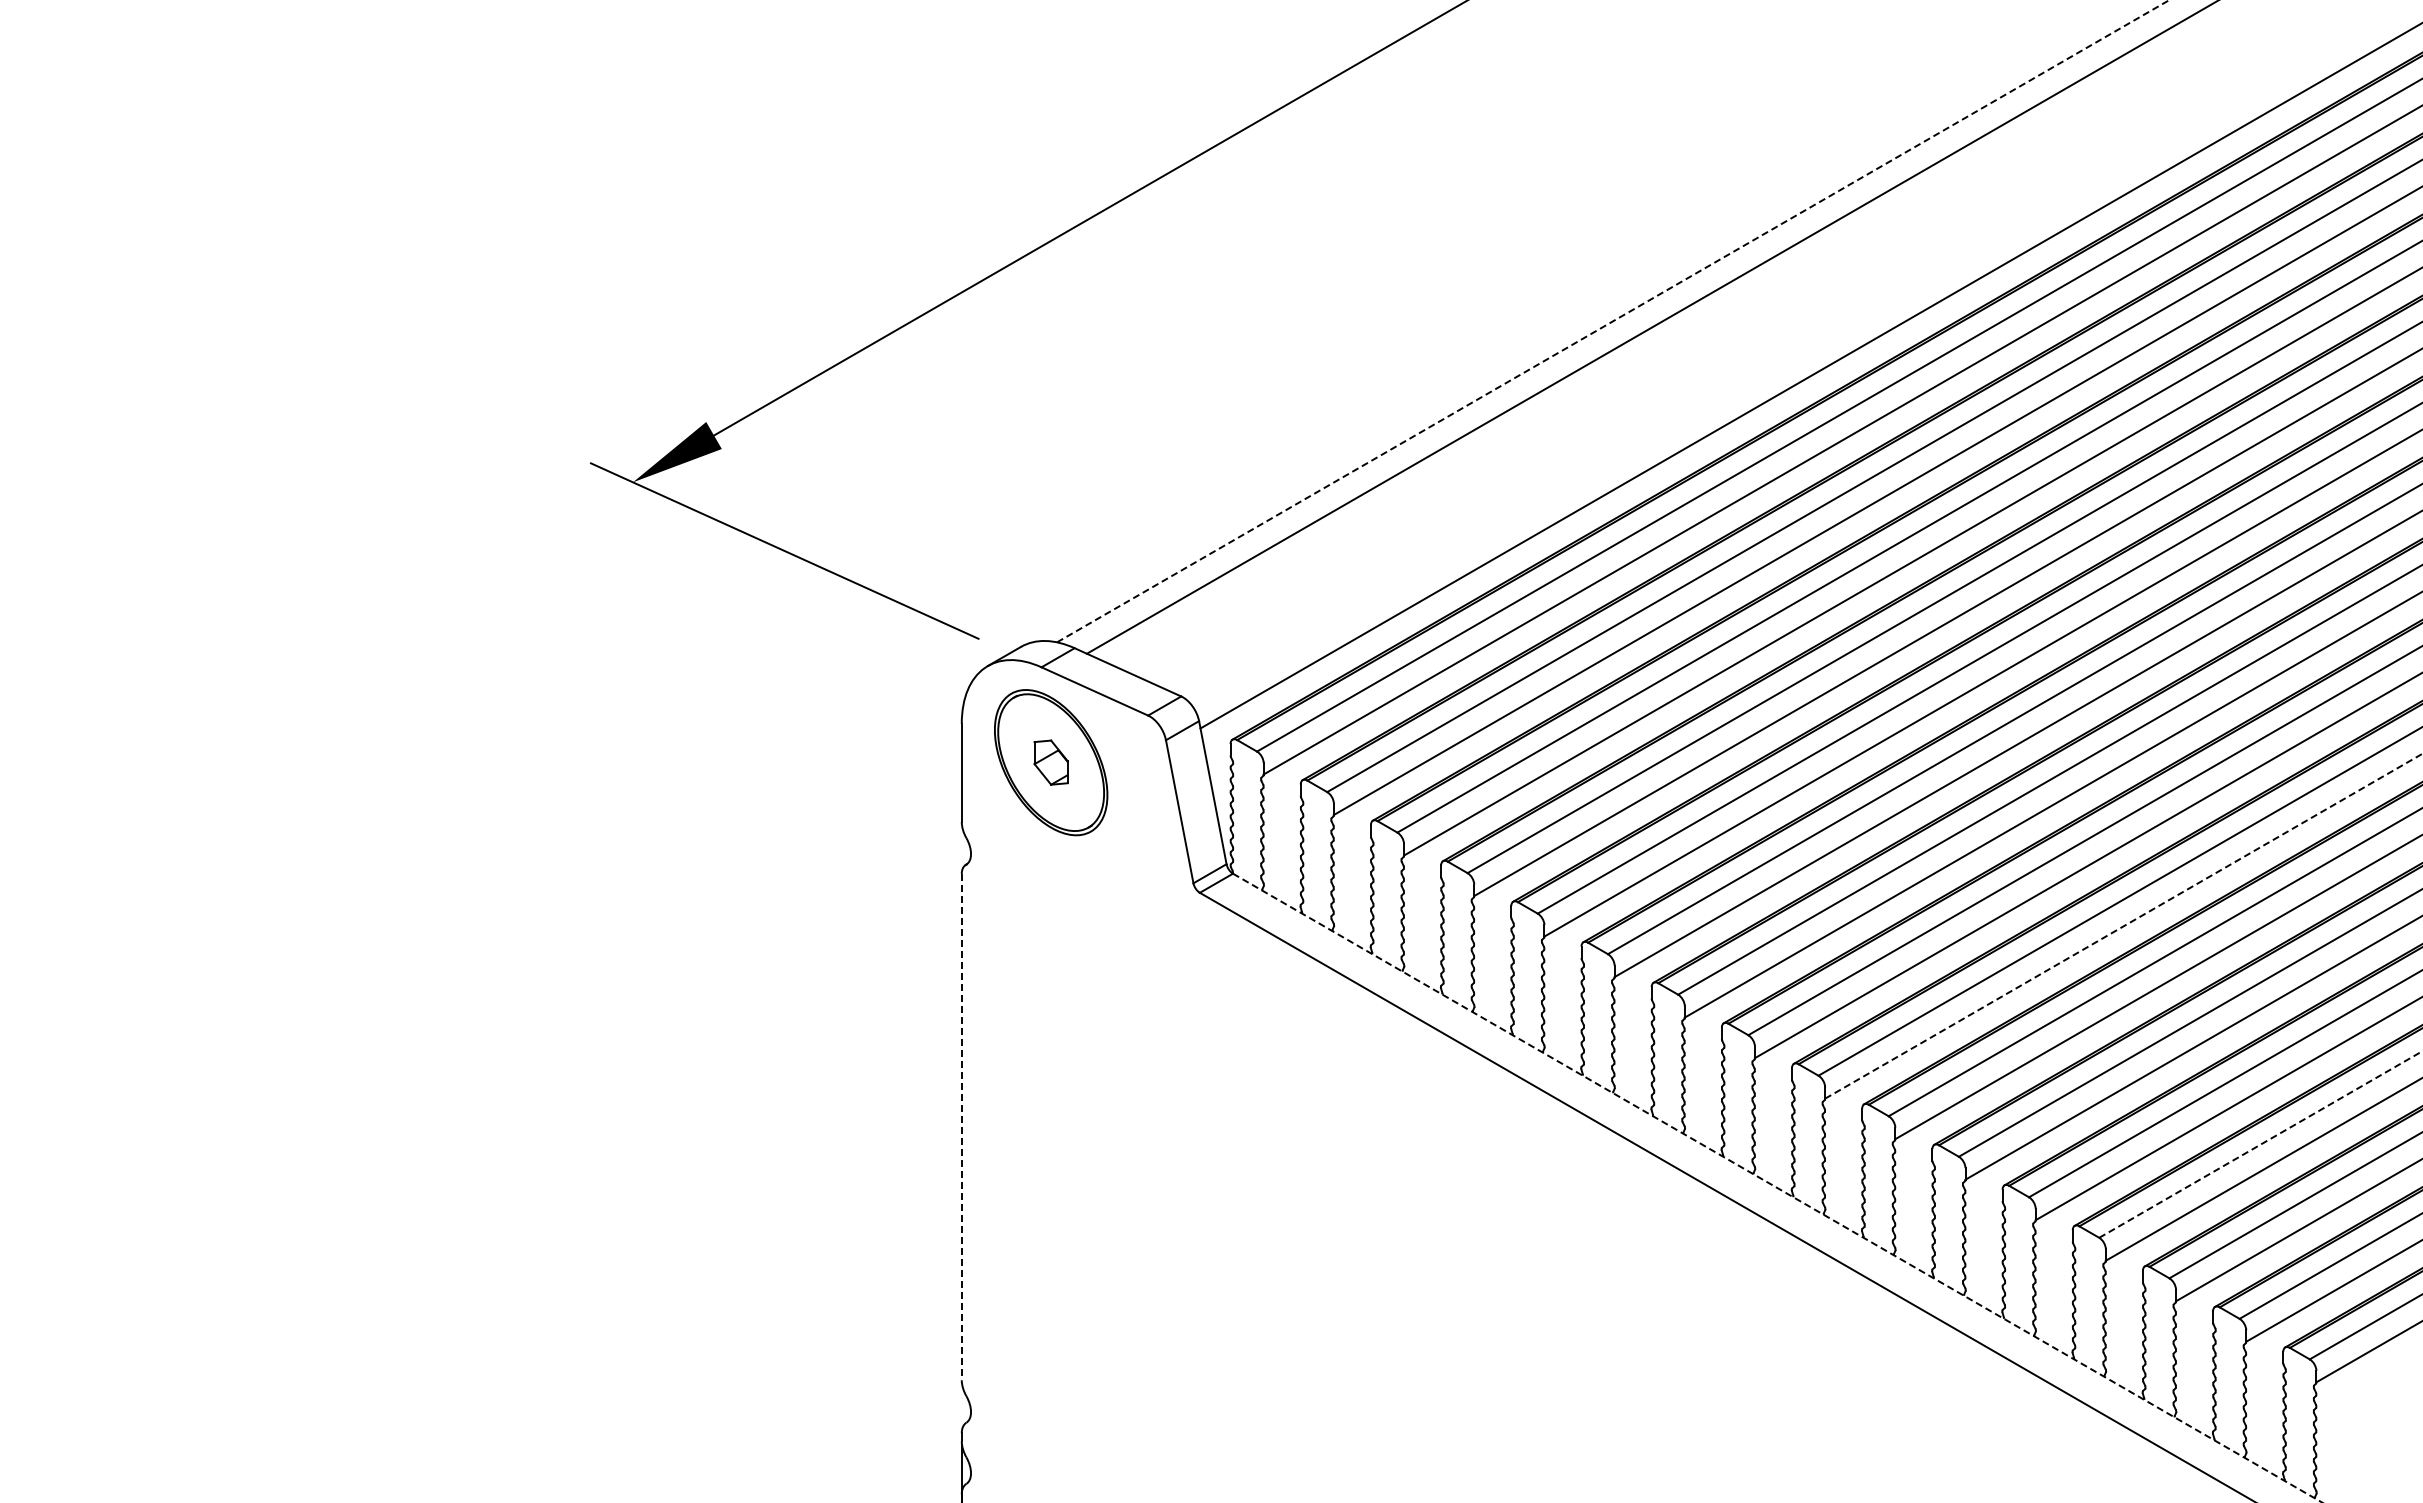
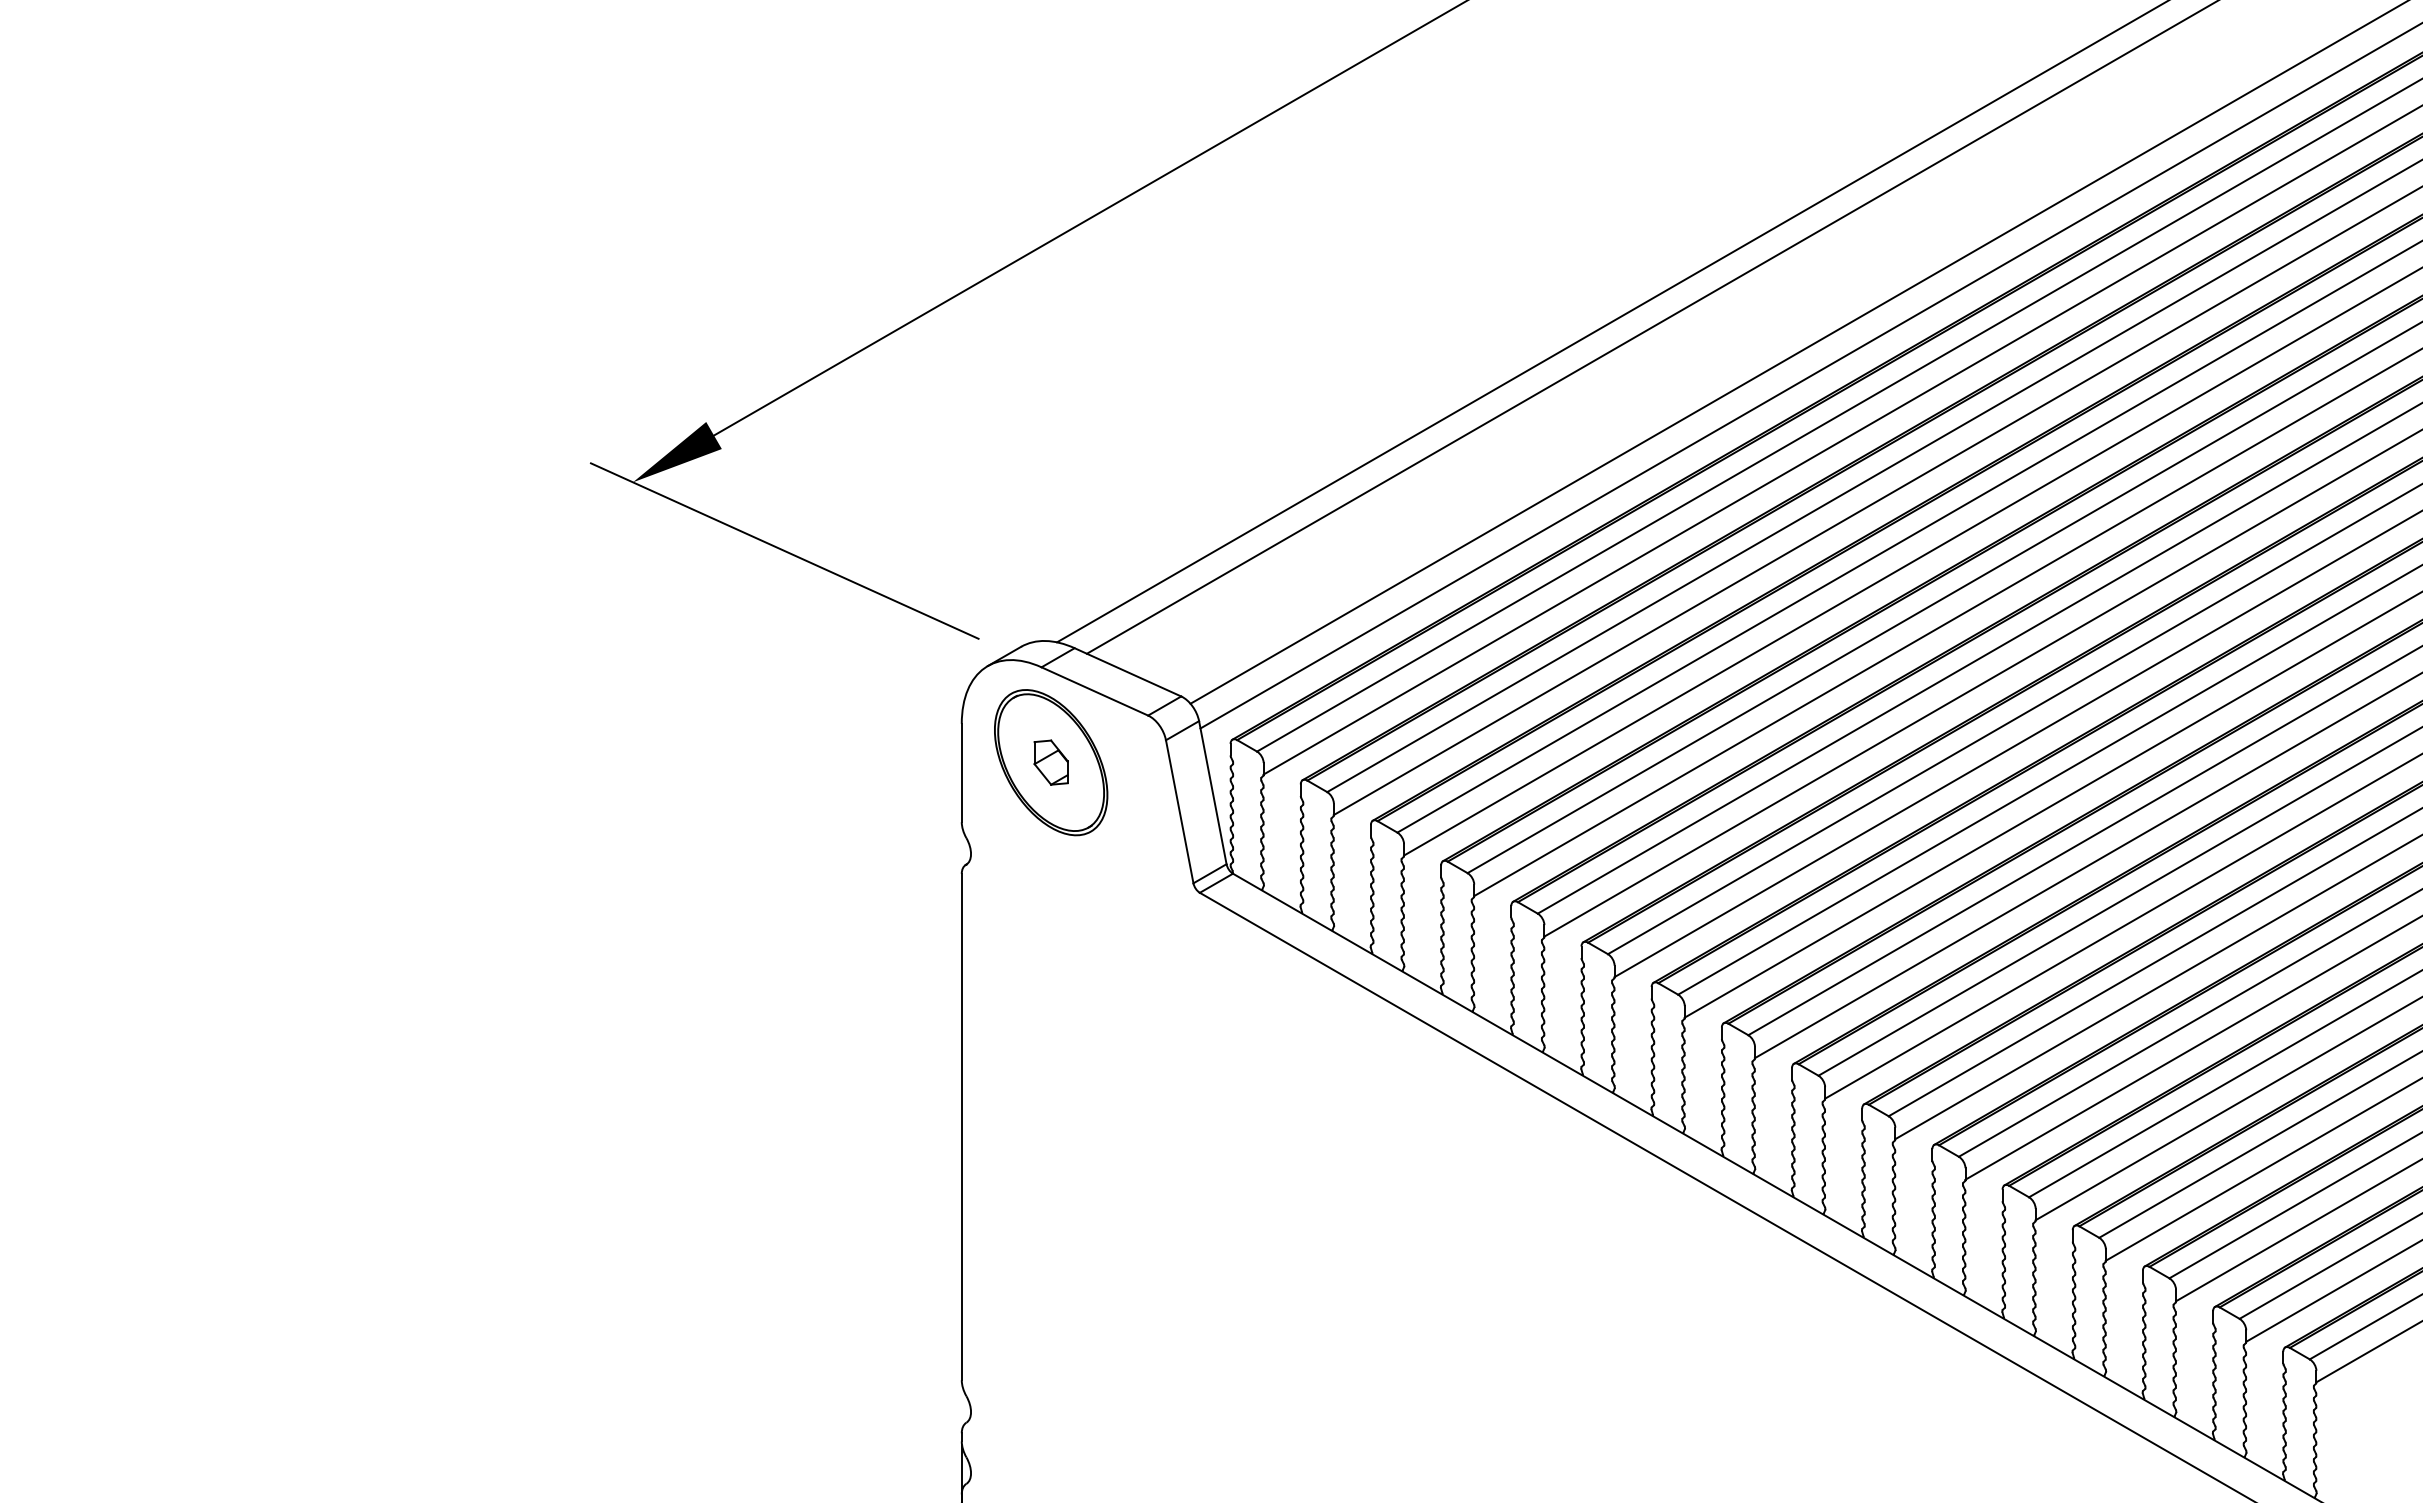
line: dashed -> solid (1612, 321)
line: none -> present (1797, 352)
line: dashed -> solid (2123, 926)
line: dashed -> solid (961, 1127)
line: dashed -> solid (2261, 1144)
line: dashed -> solid (1778, 1188)
